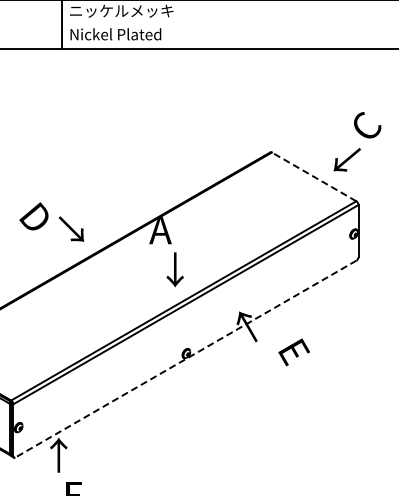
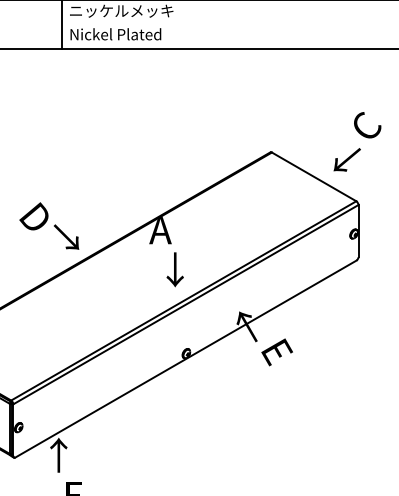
line: dashed -> solid (314, 176)
text position: (71, 228) -> (66, 236) (66, 236)
text position: (293, 352) -> (276, 352) (276, 352)
line: dashed -> solid (185, 359)
